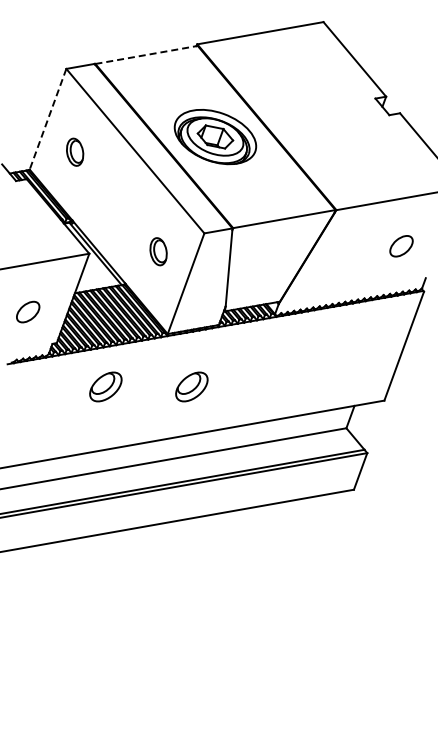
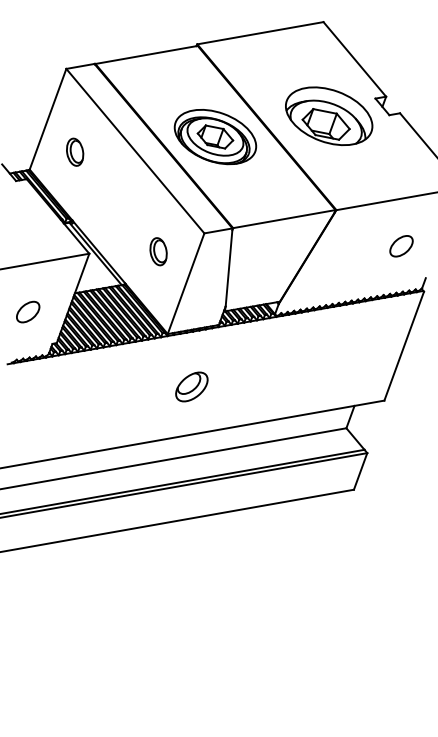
line: dashed -> solid (146, 54)
part: none -> present (329, 115)
line: dashed -> solid (48, 119)
part: present -> none (105, 386)
